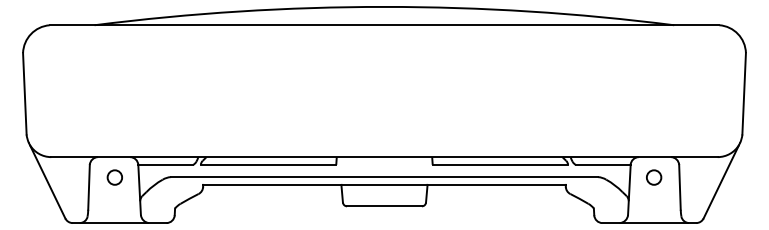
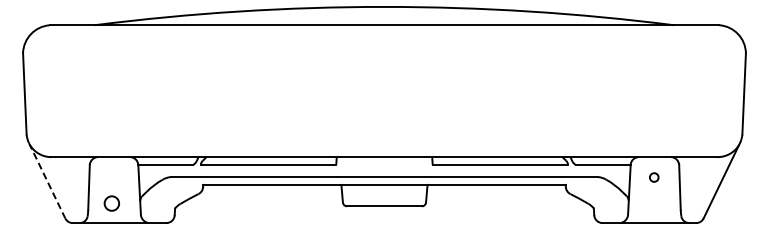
circle position: (114, 177) -> (111, 203) (111, 203)
circle size: 17x17 px -> 11x11 px (654, 177)
line: solid -> dashed (47, 180)
